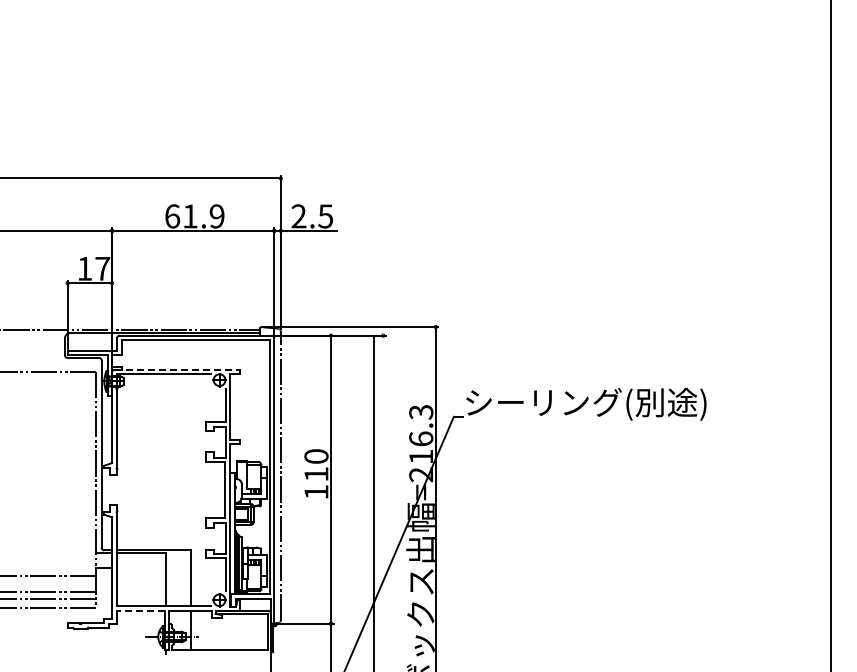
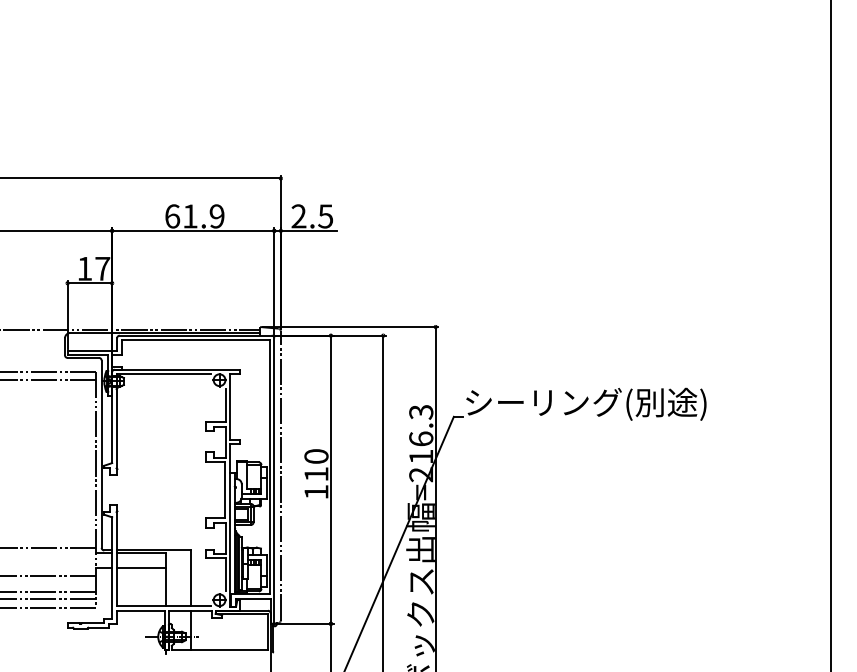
line: dashed -> solid (177, 369)
line: none -> present (48, 379)
line position: (374, 501) -> (383, 501) (383, 501)
line: none -> present (48, 548)
line: none -> present (140, 567)
line: dashed -> solid (140, 610)
